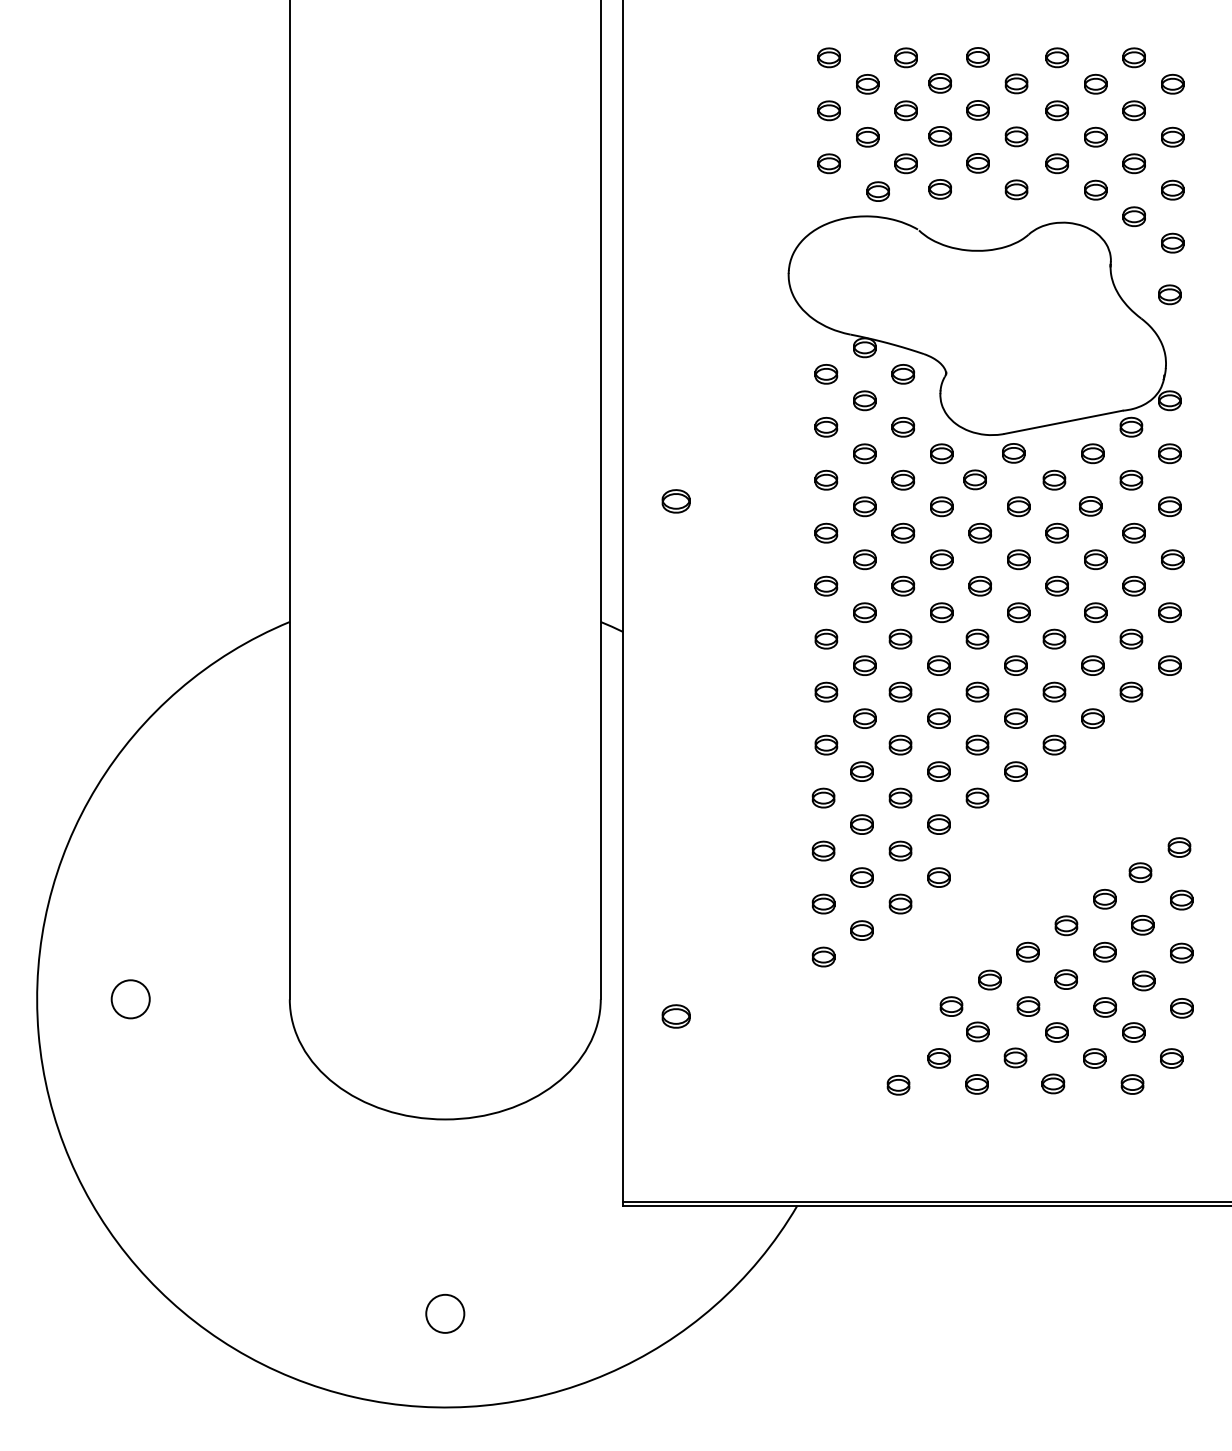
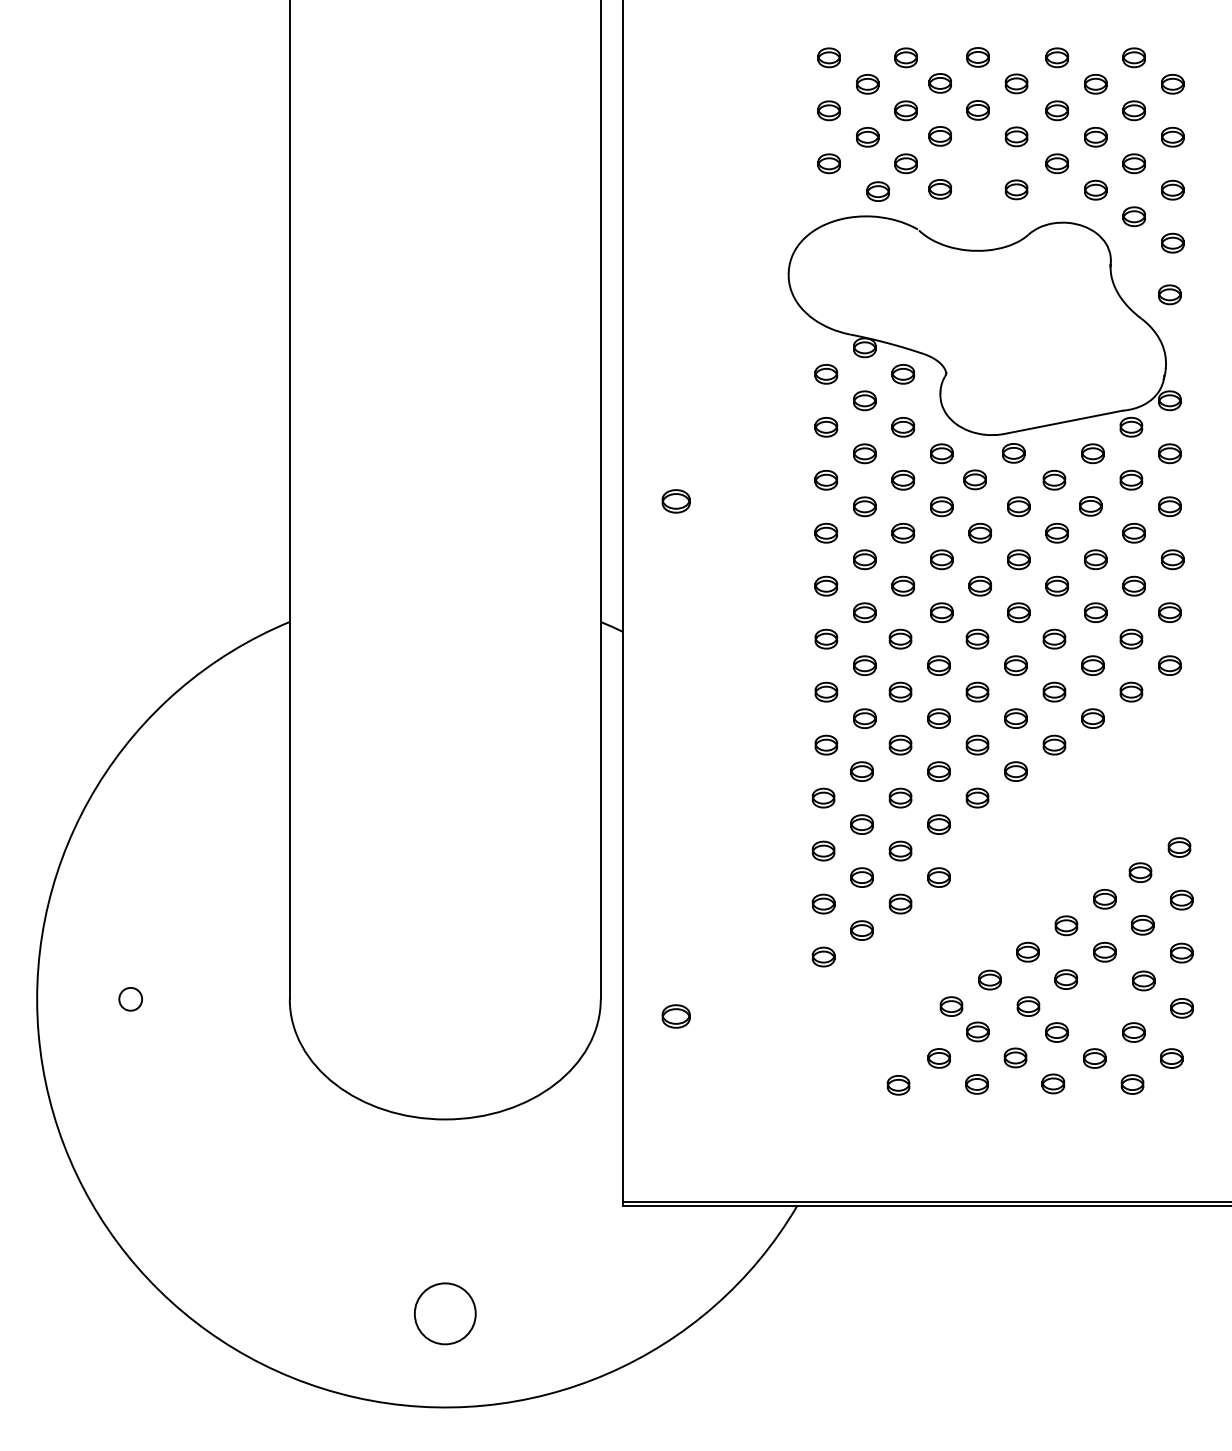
part: present -> none (977, 163)
circle diameter: 38 px -> 23 px (130, 998)
part: present -> none (1104, 1007)
circle diameter: 38 px -> 61 px (444, 1313)
